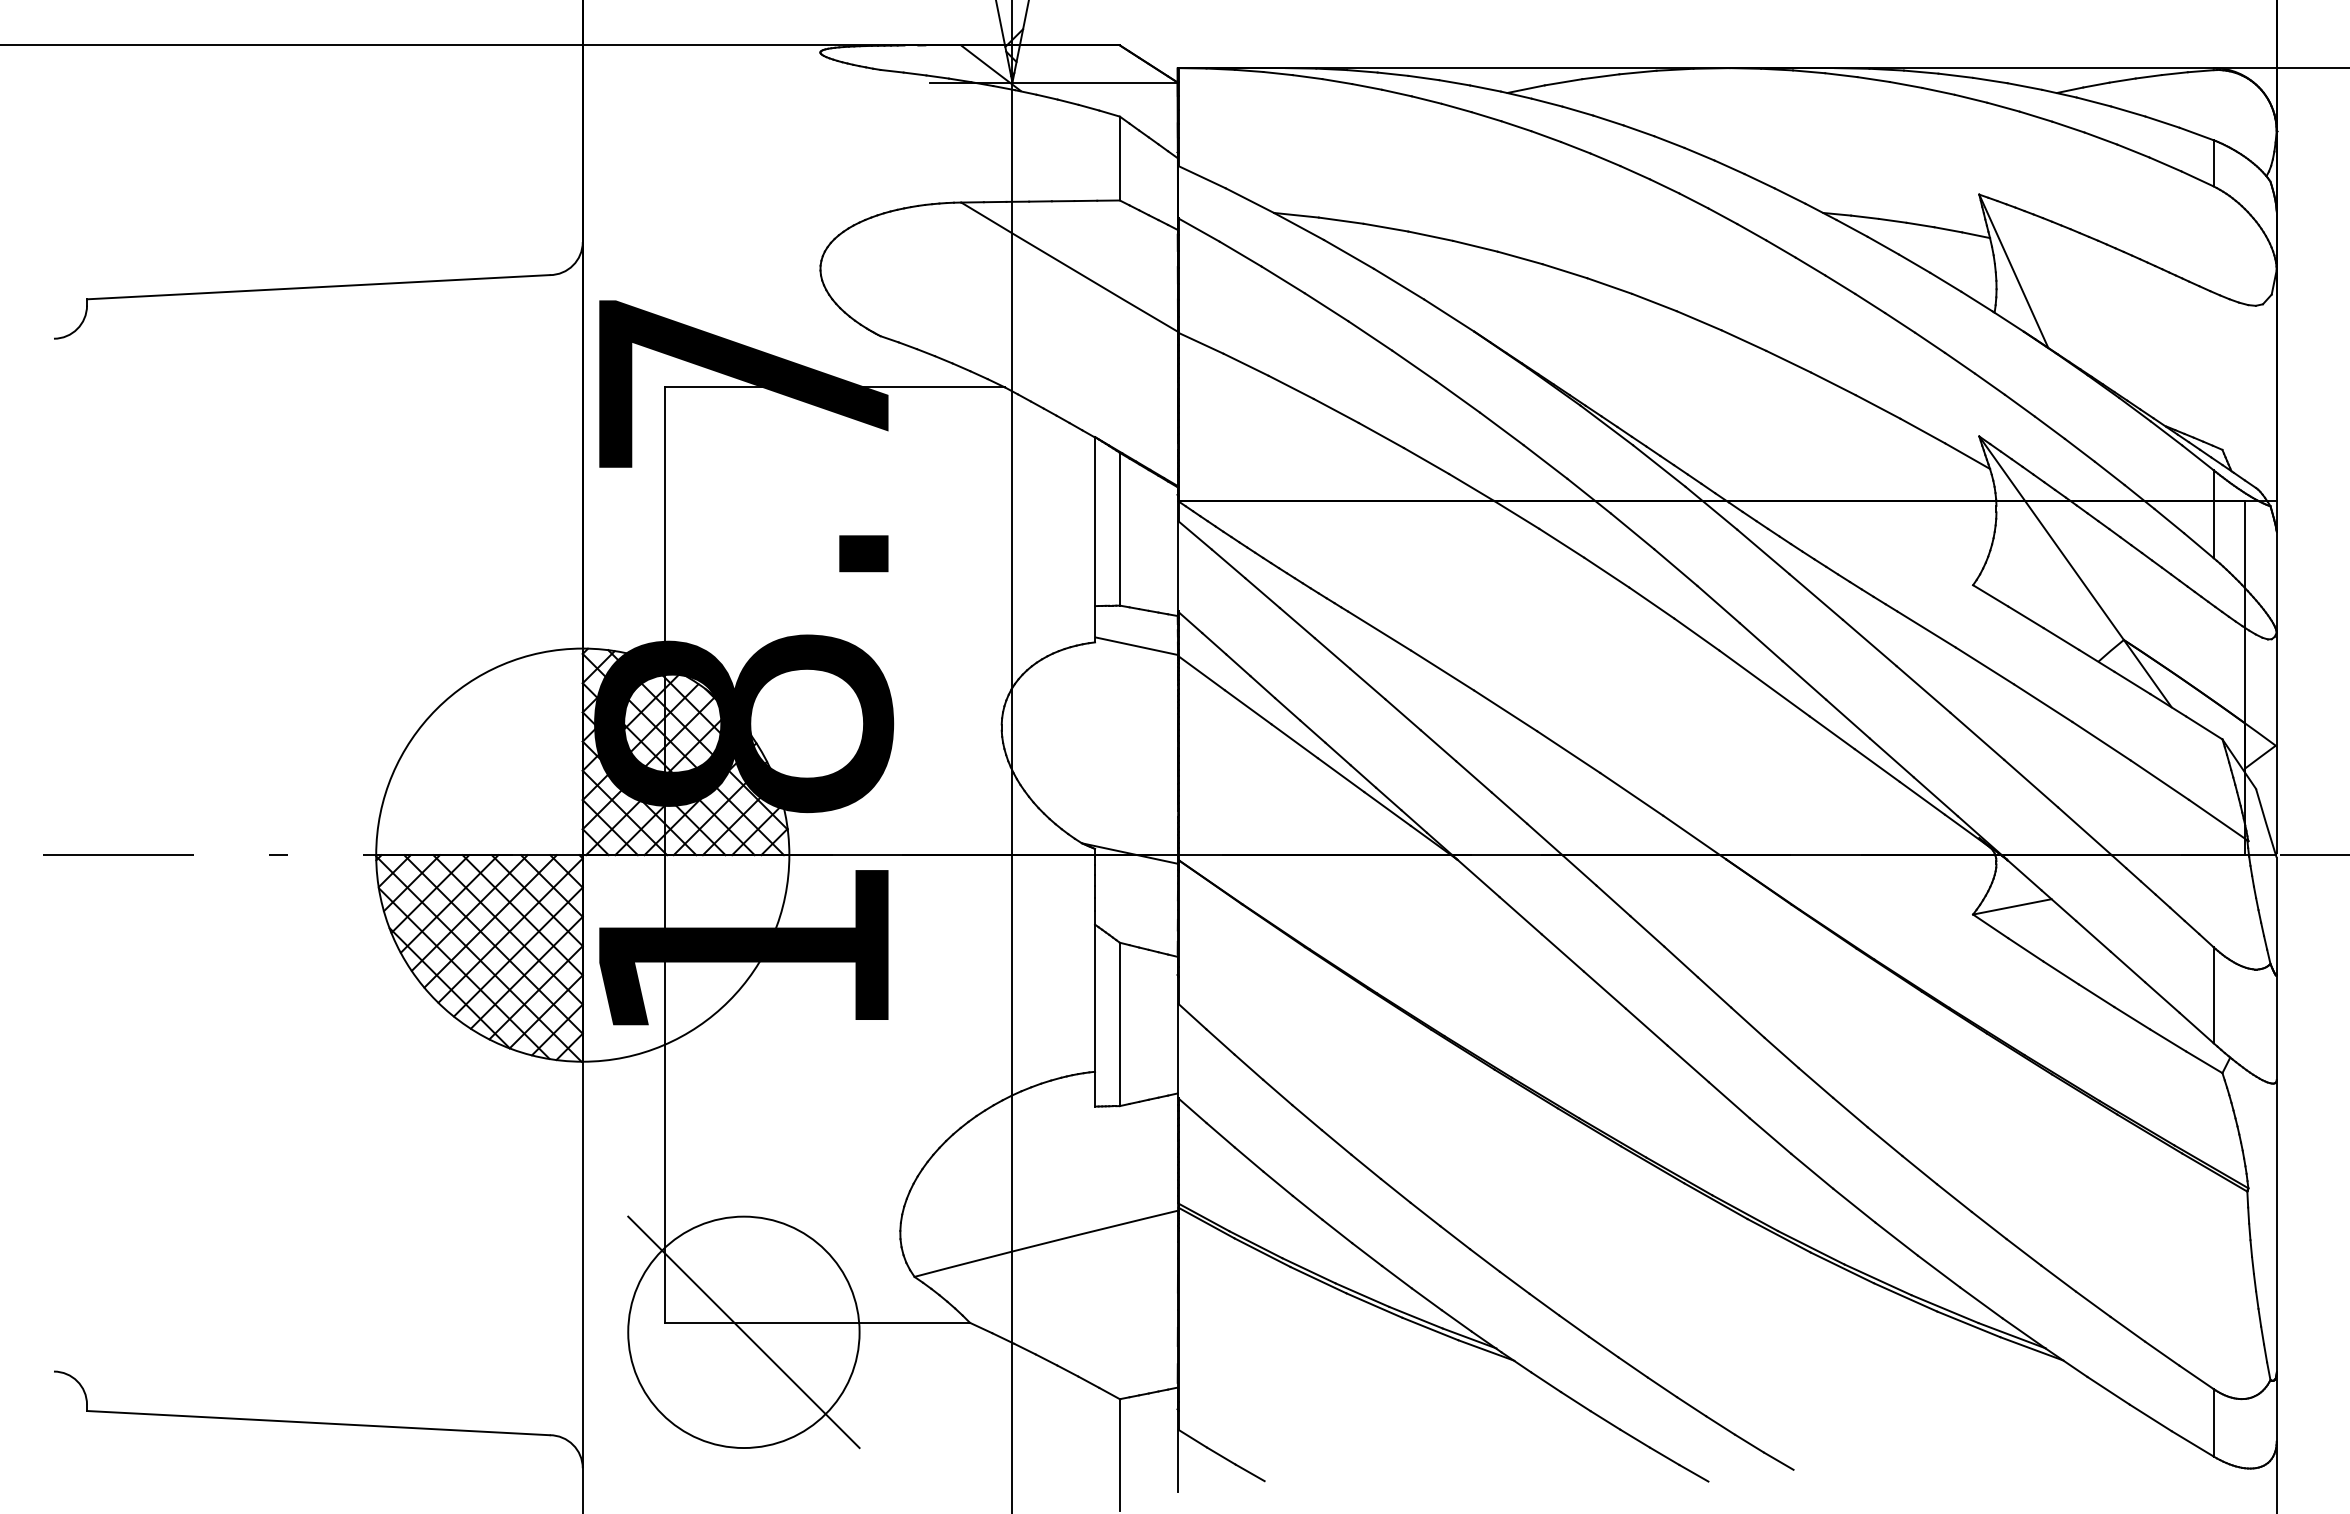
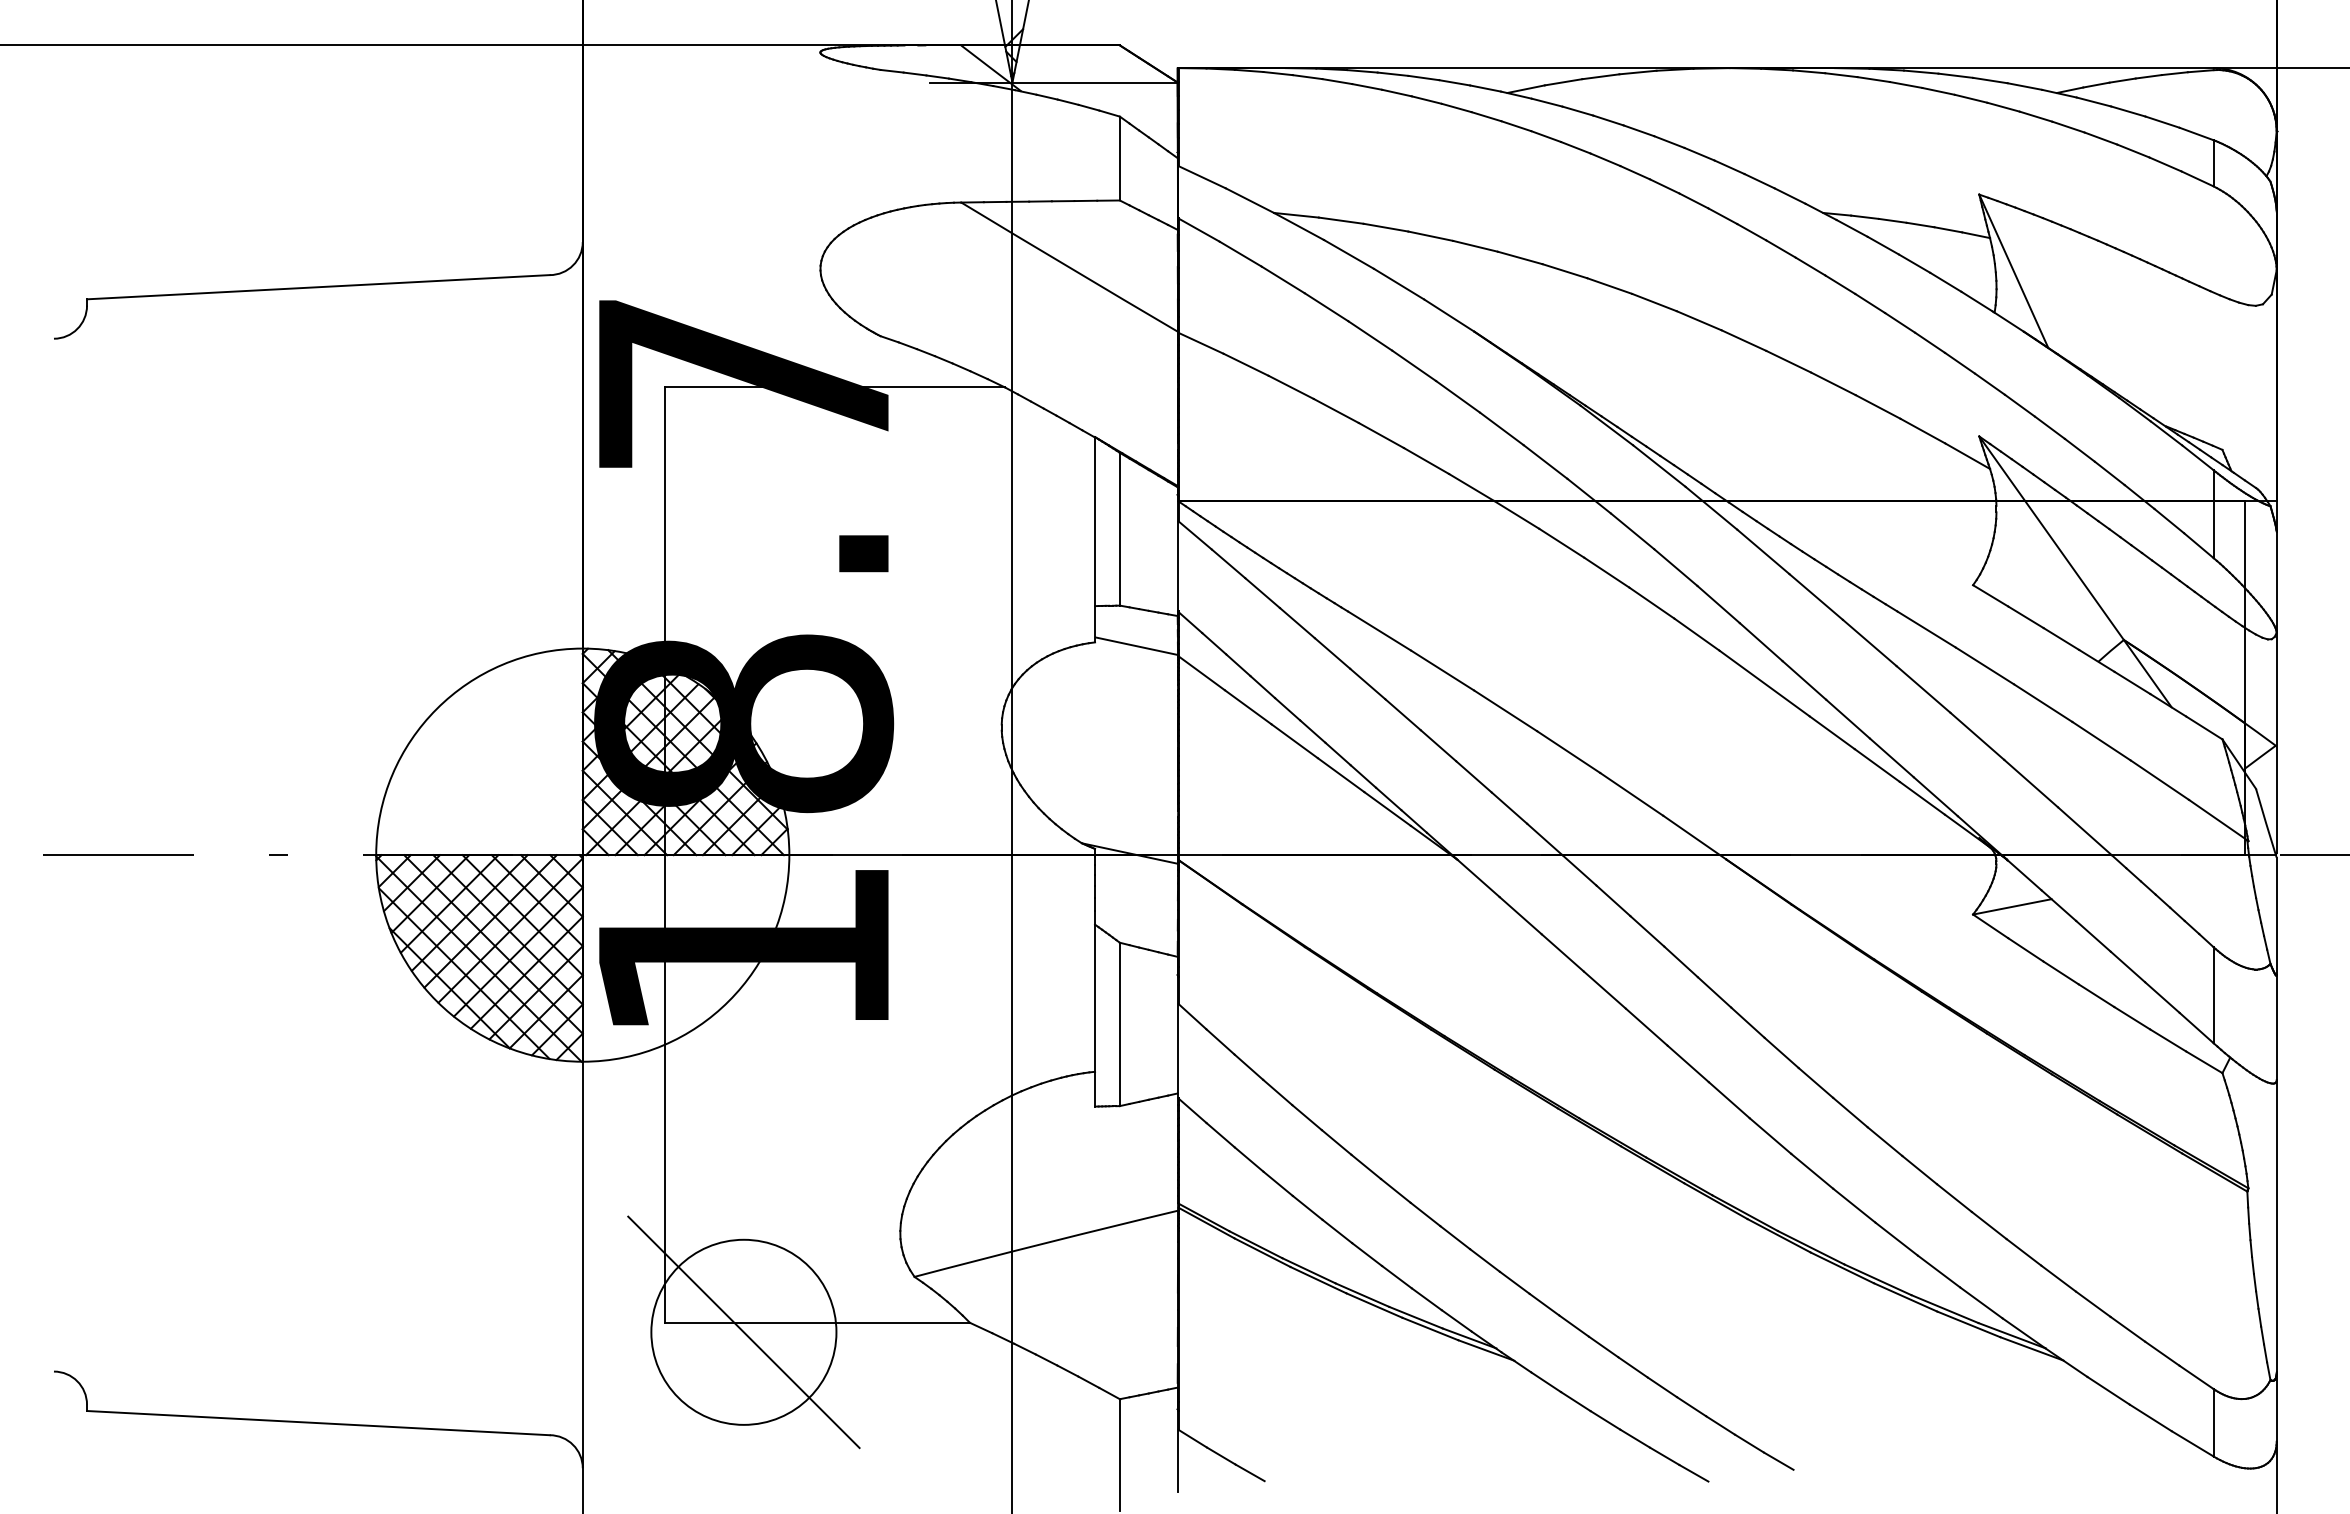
circle diameter: 231 px -> 185 px (743, 1331)
